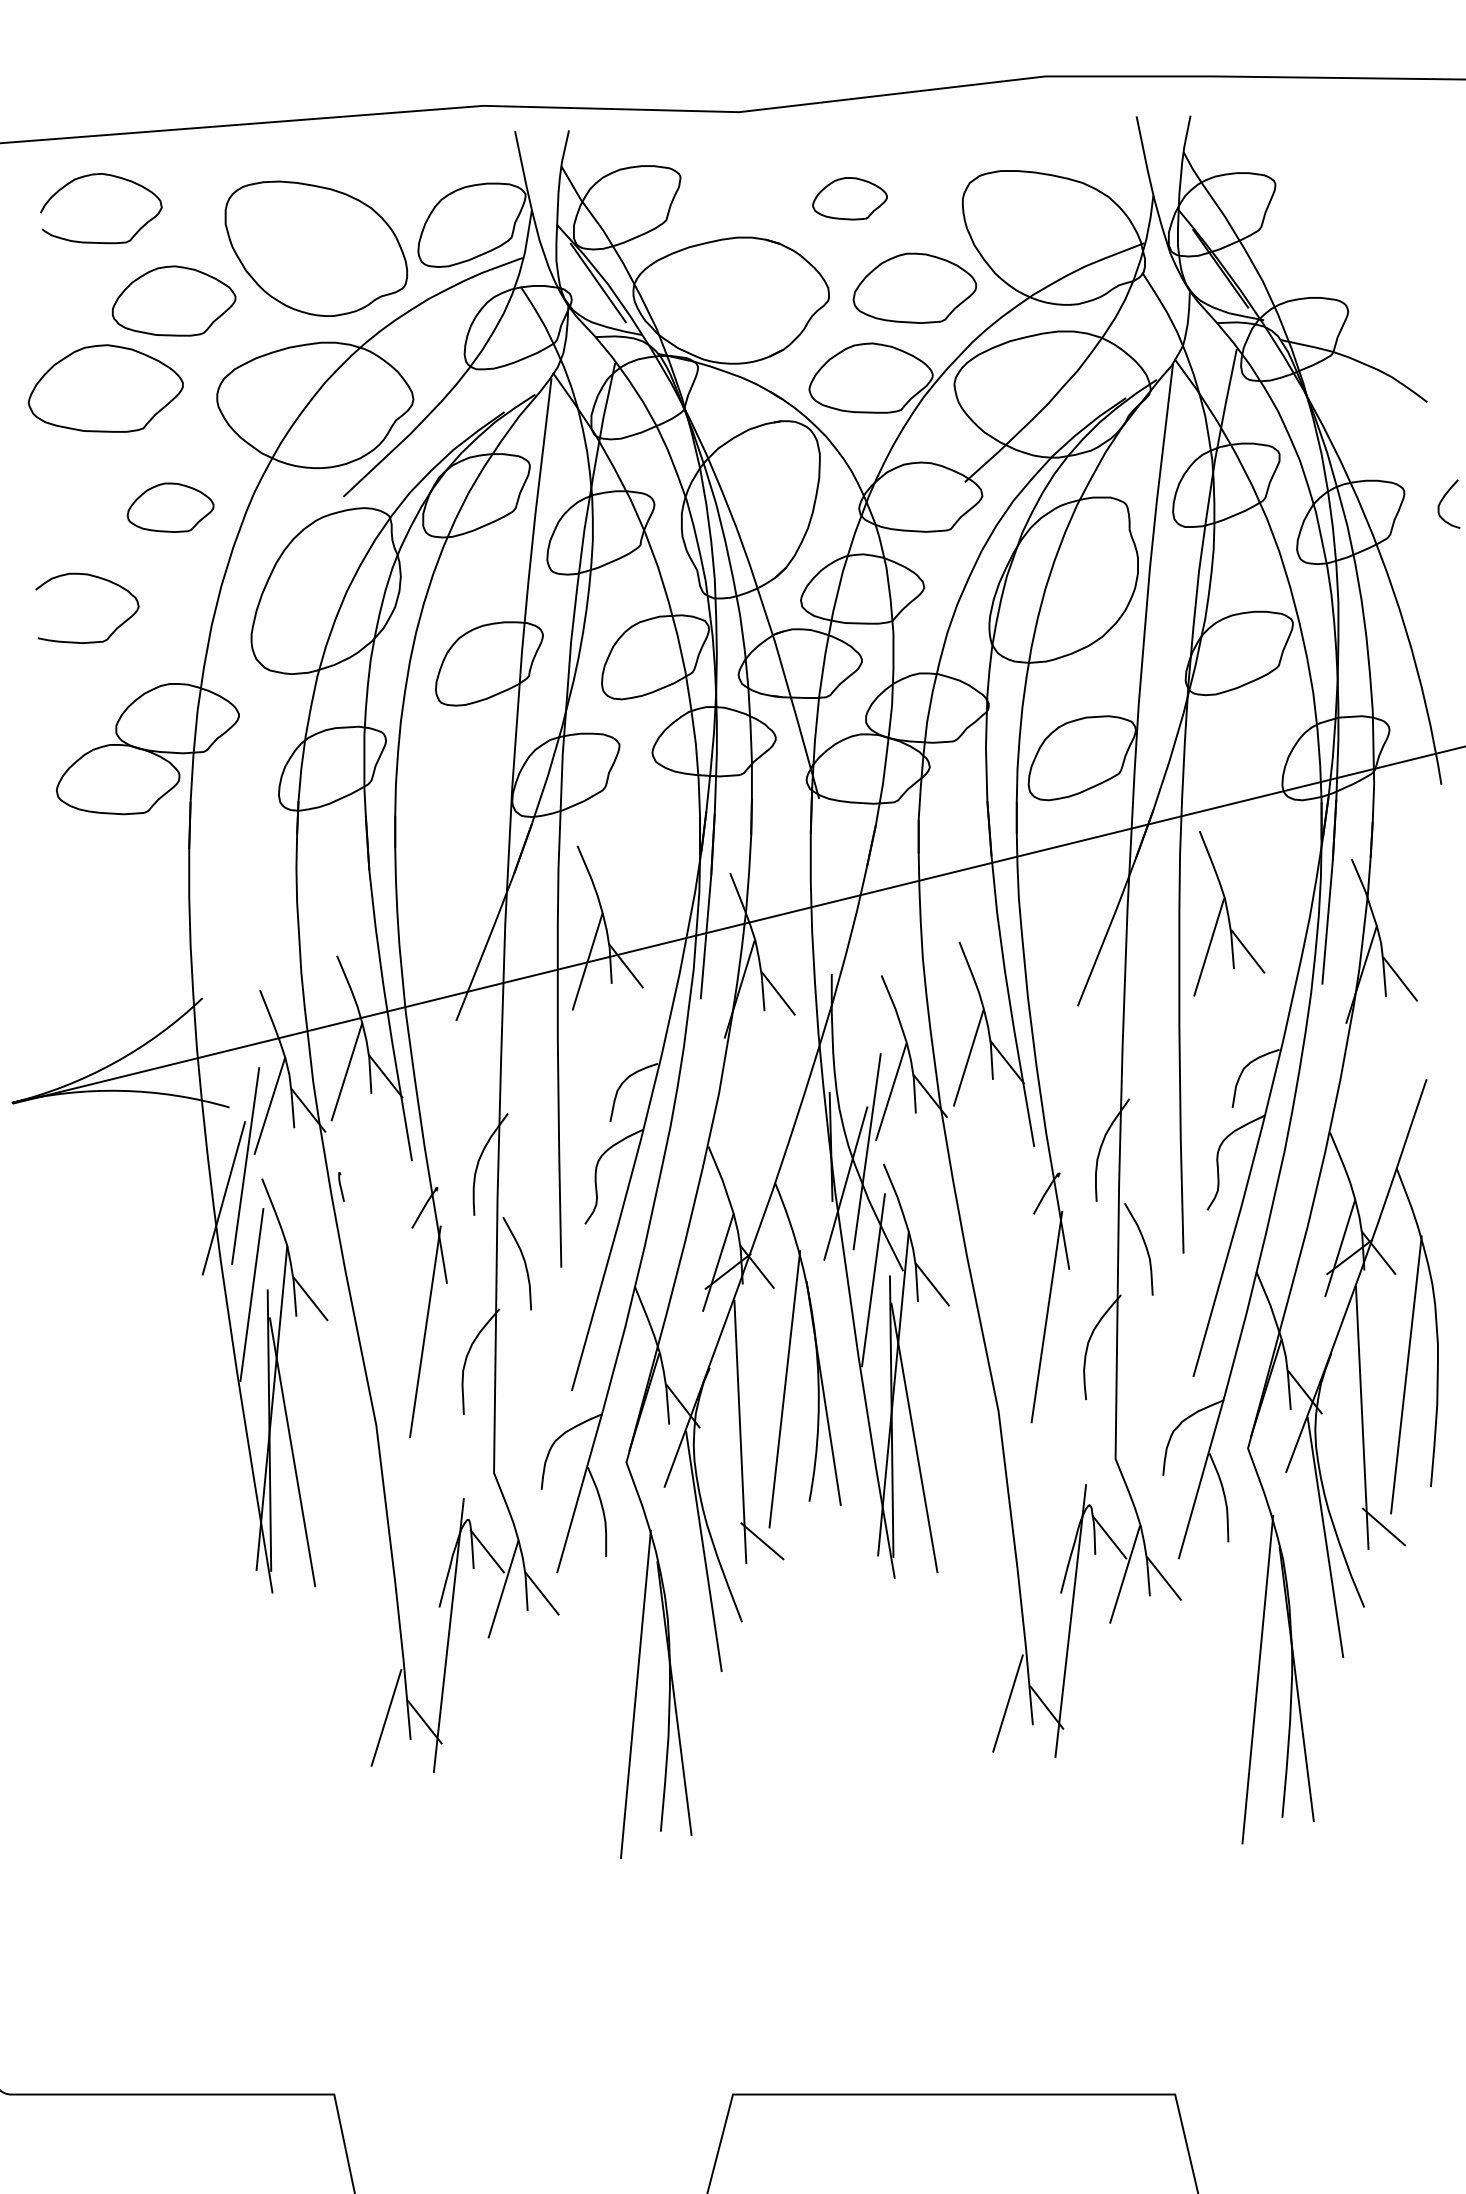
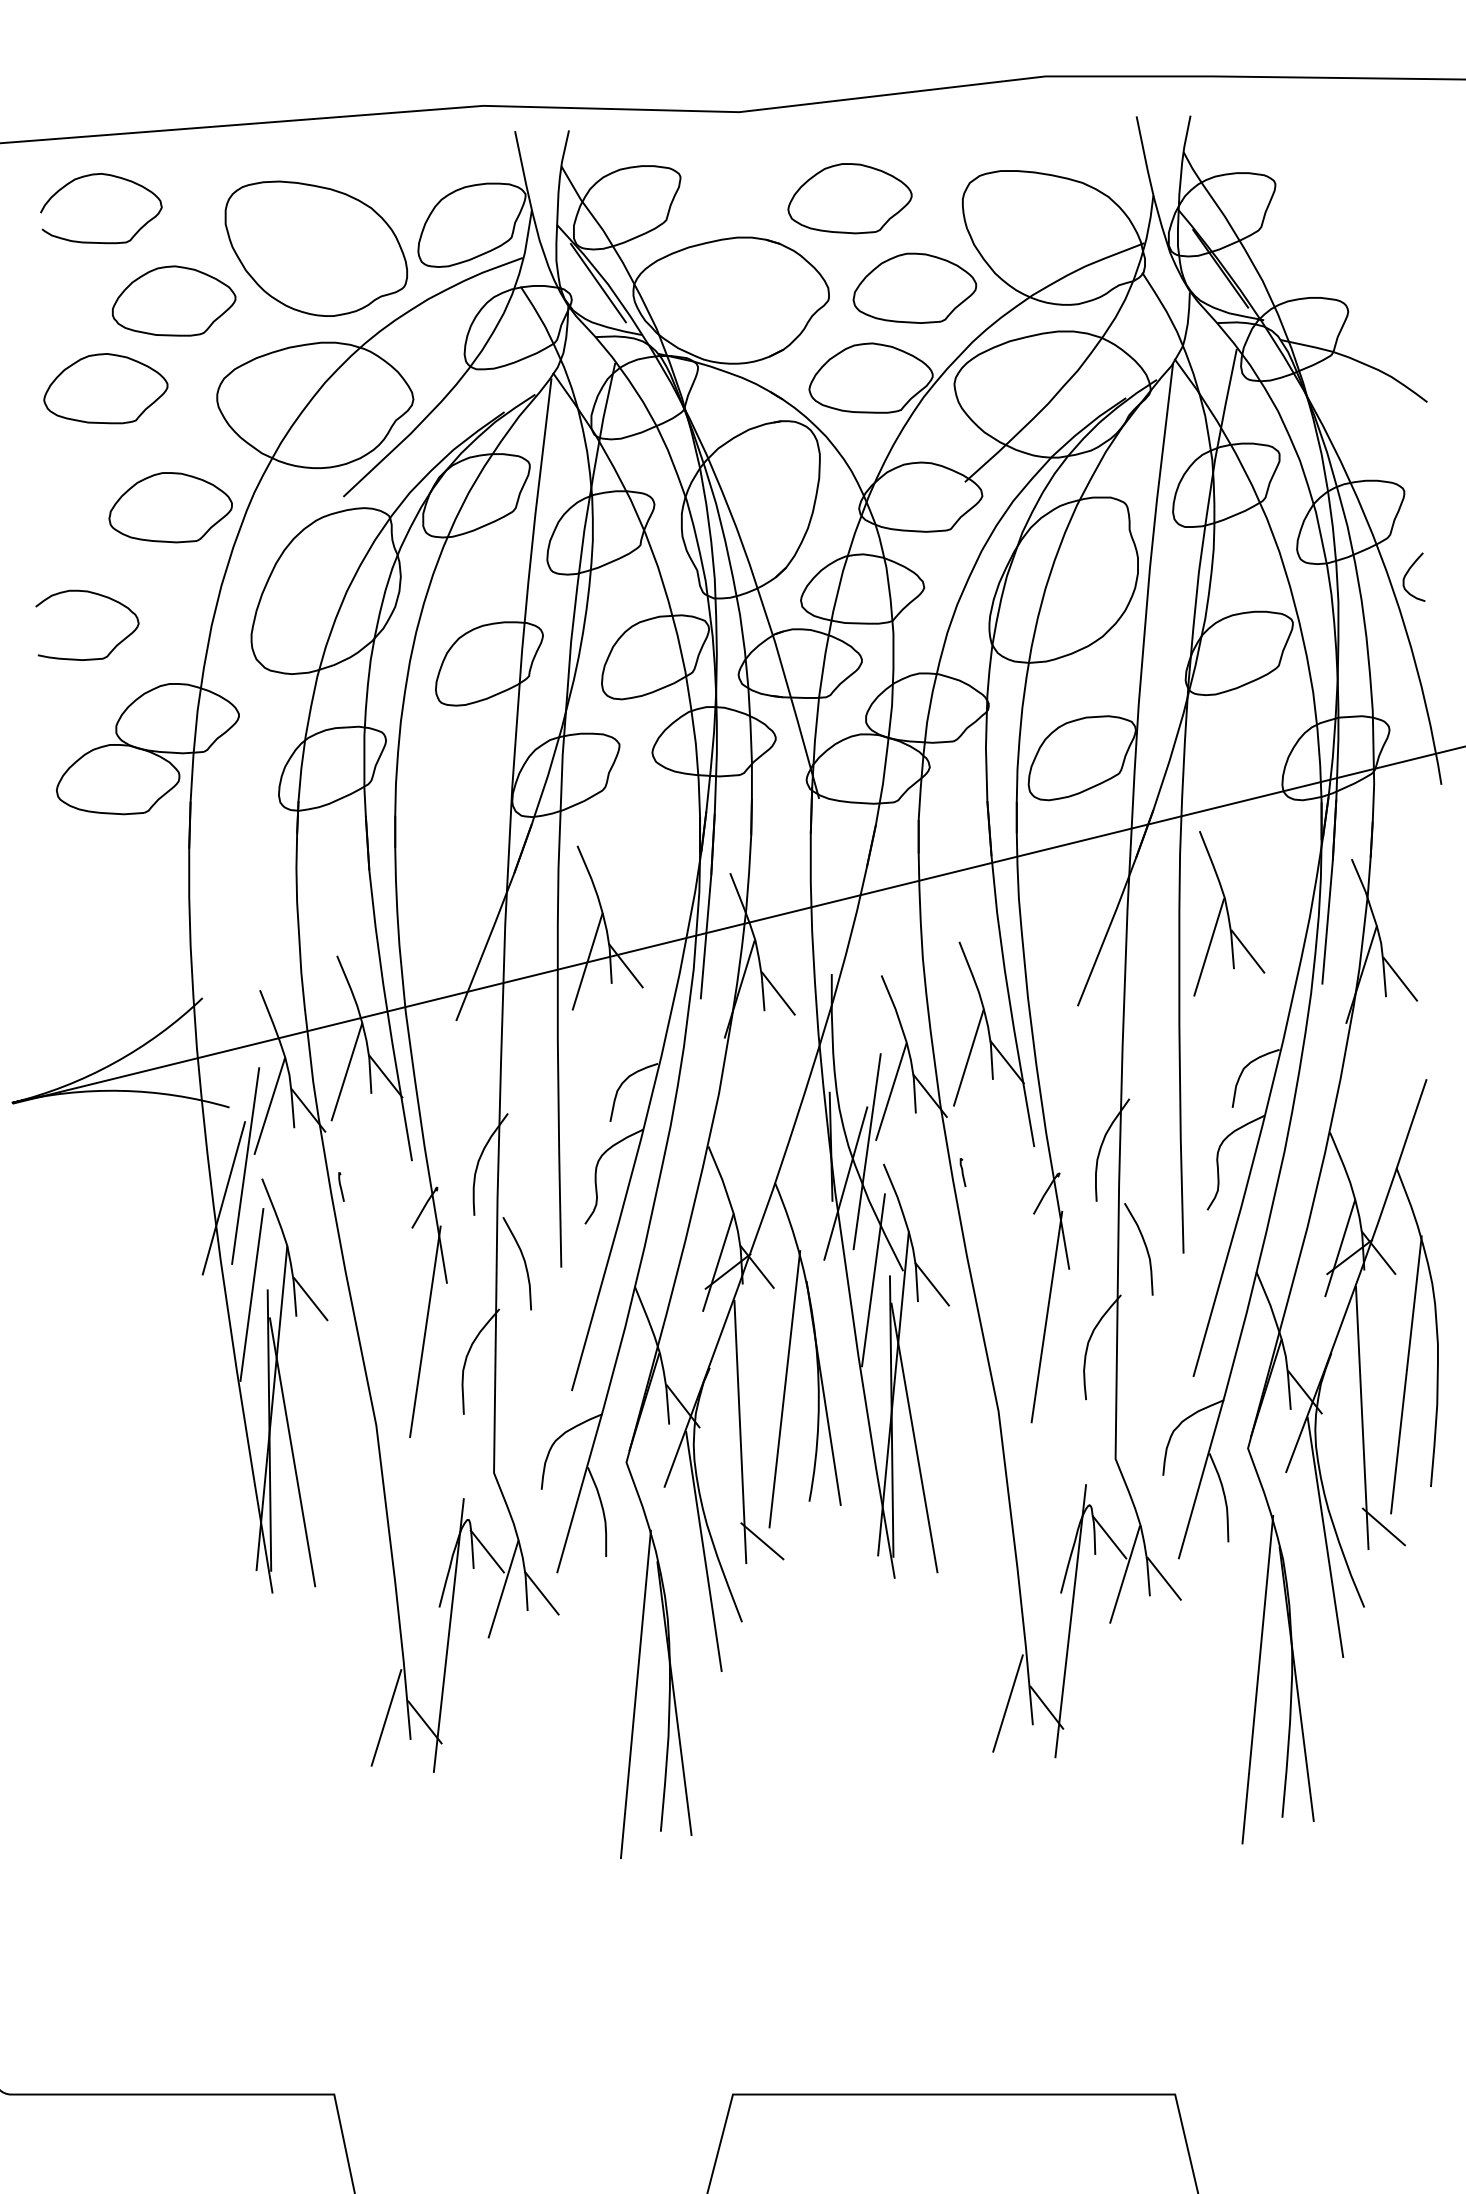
part size: 76x44 px -> 126x72 px (849, 198)
part size: 157x89 px -> 126x72 px (105, 388)
curve position: (1442, 501) -> (1407, 574) (1407, 574)
part size: 89x51 px -> 125x72 px (170, 507)
curve position: (94, 577) -> (94, 594) (94, 594)
part: none -> present (962, 1172)
